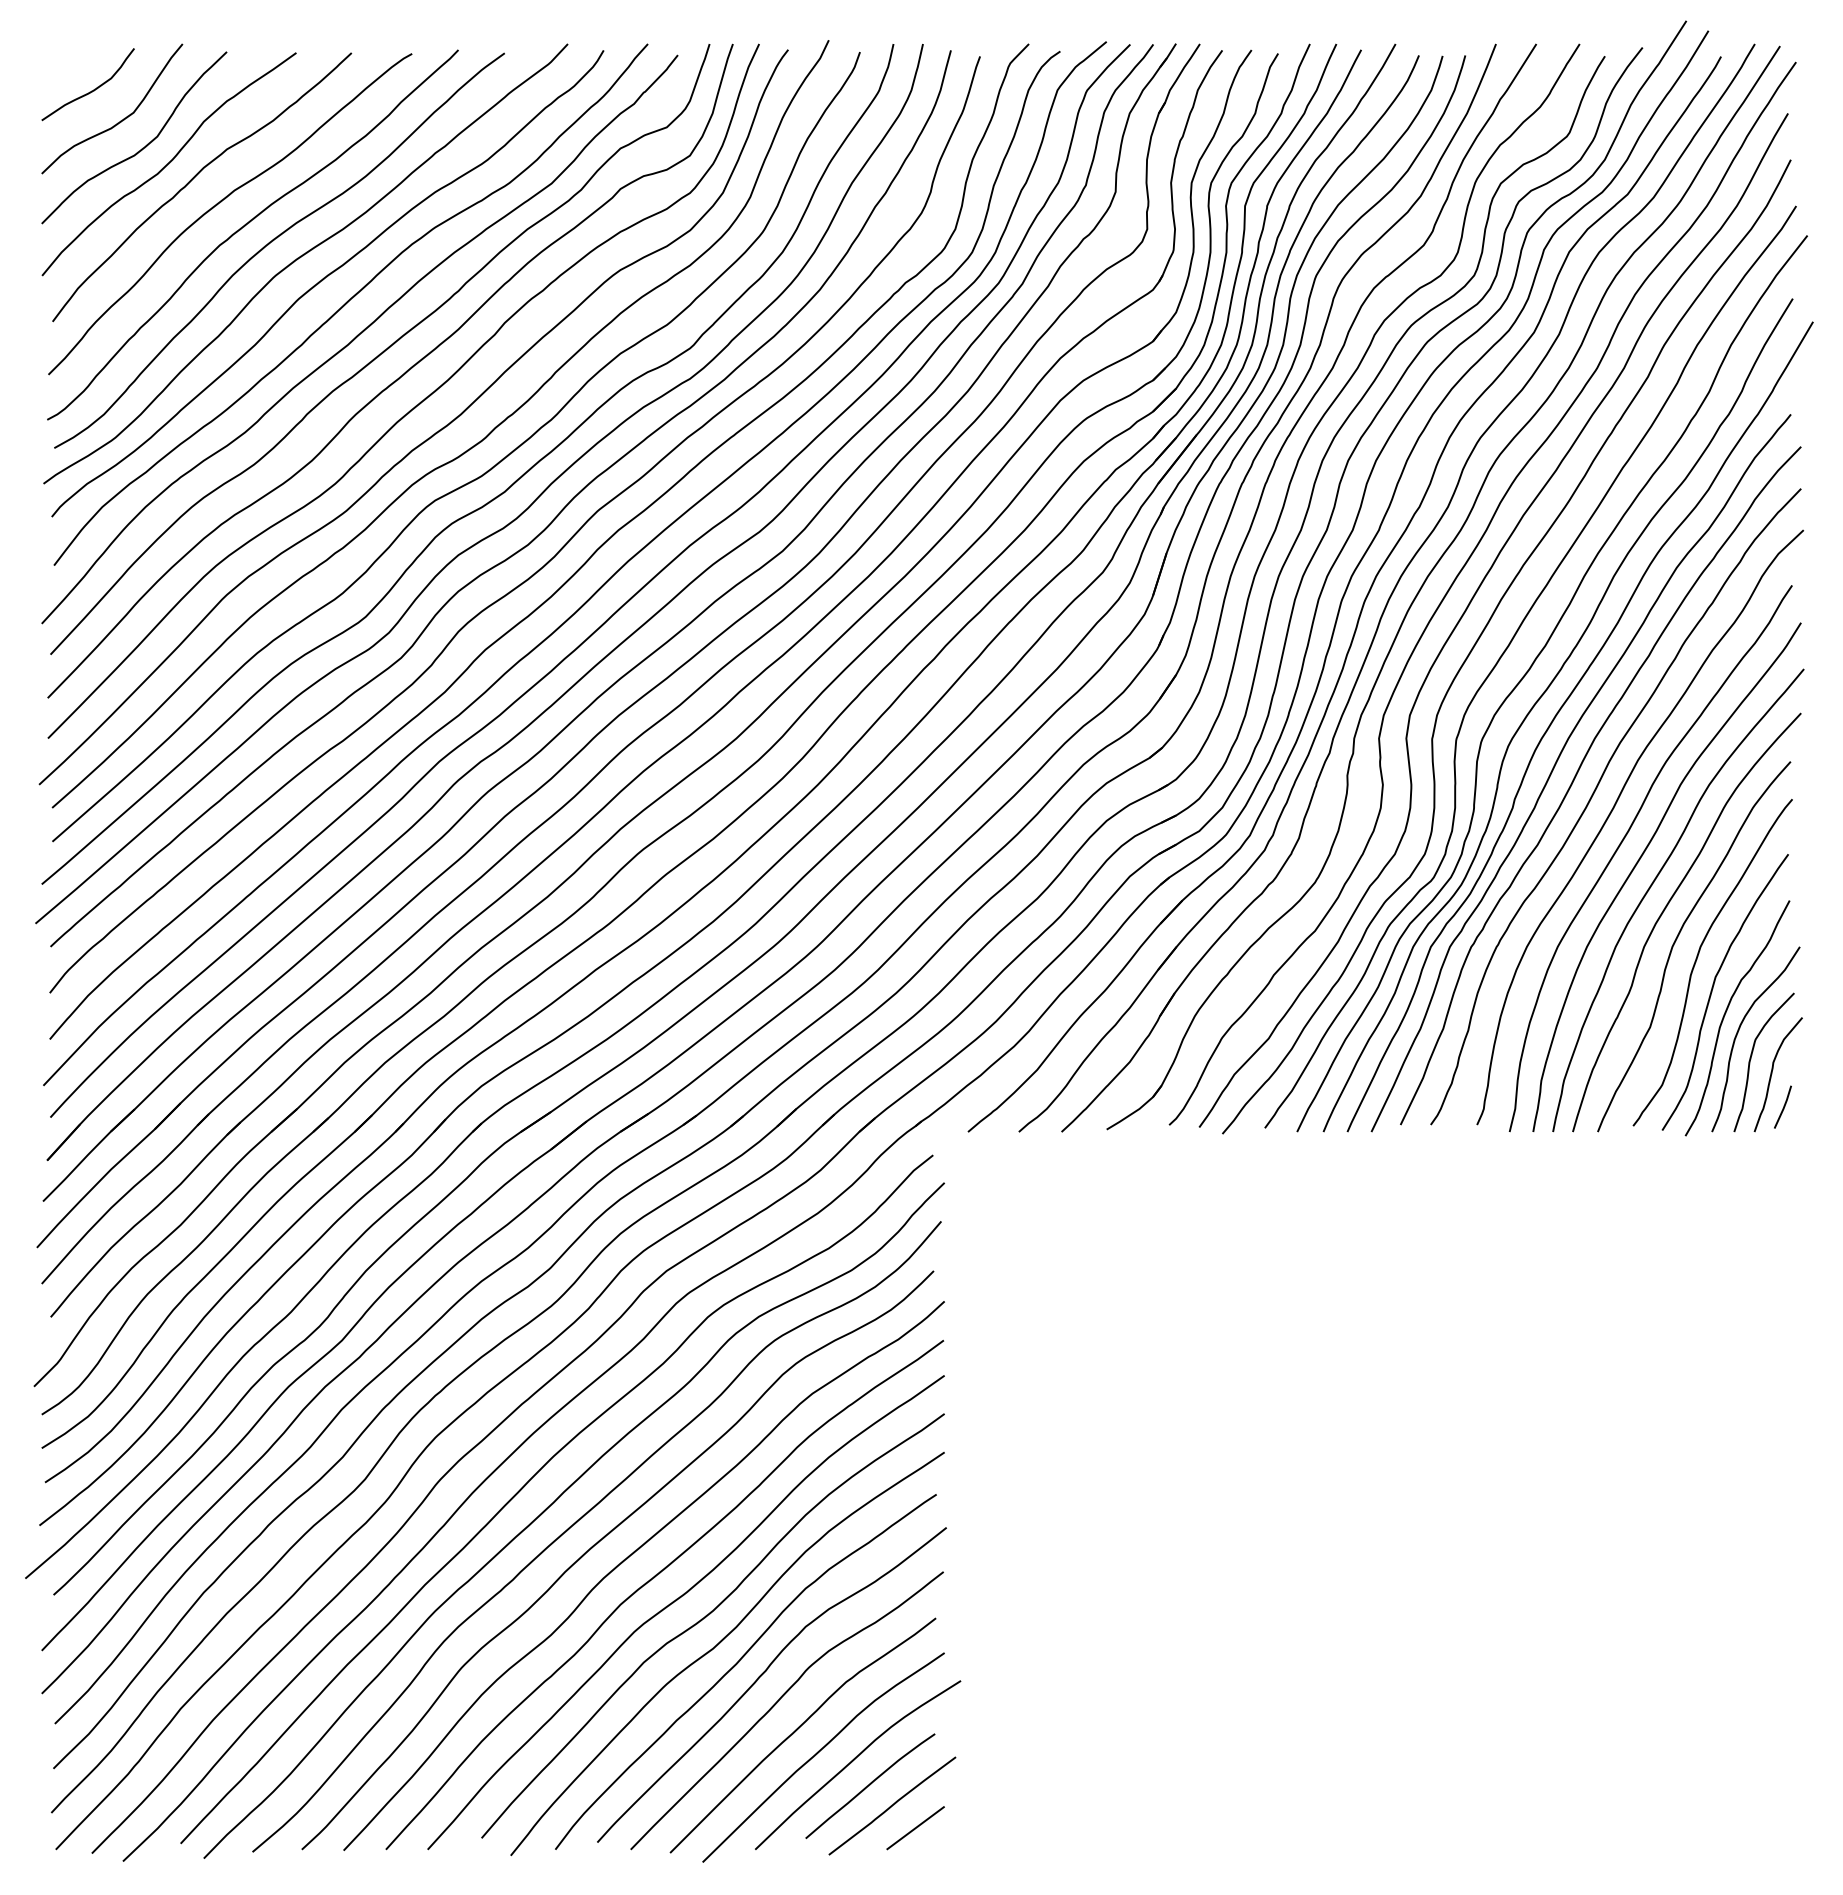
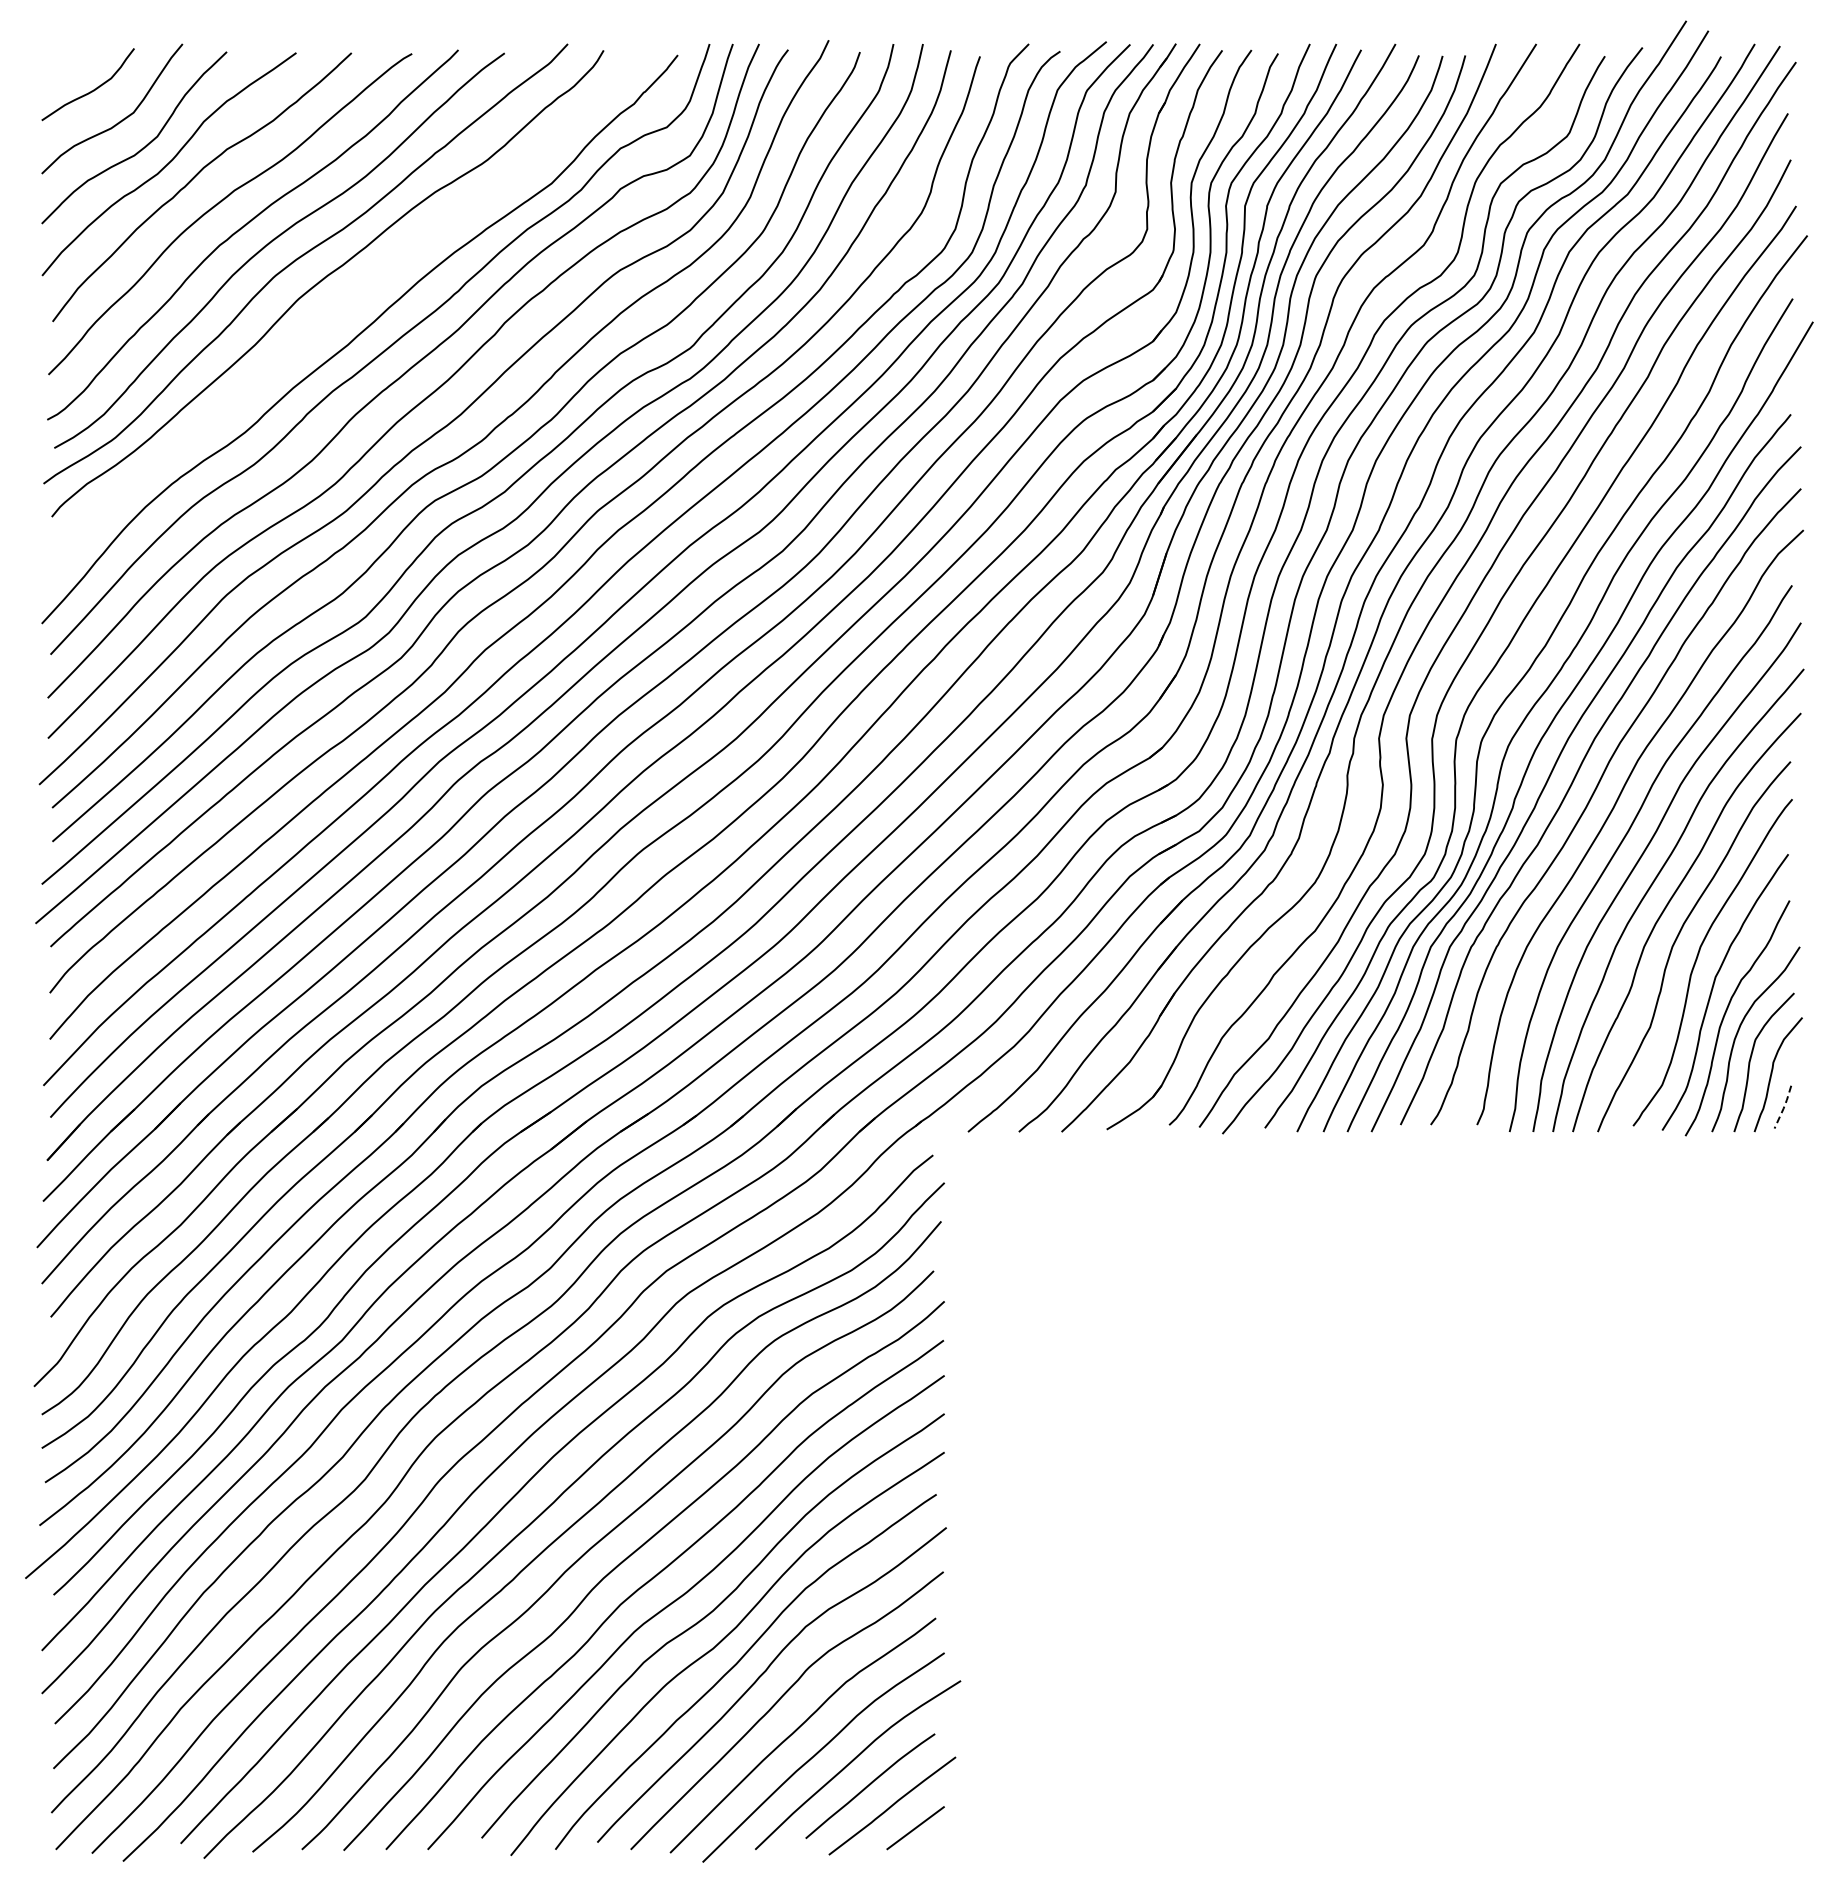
curve: present -> none (348, 302)
line: solid -> dashed (1783, 1108)
